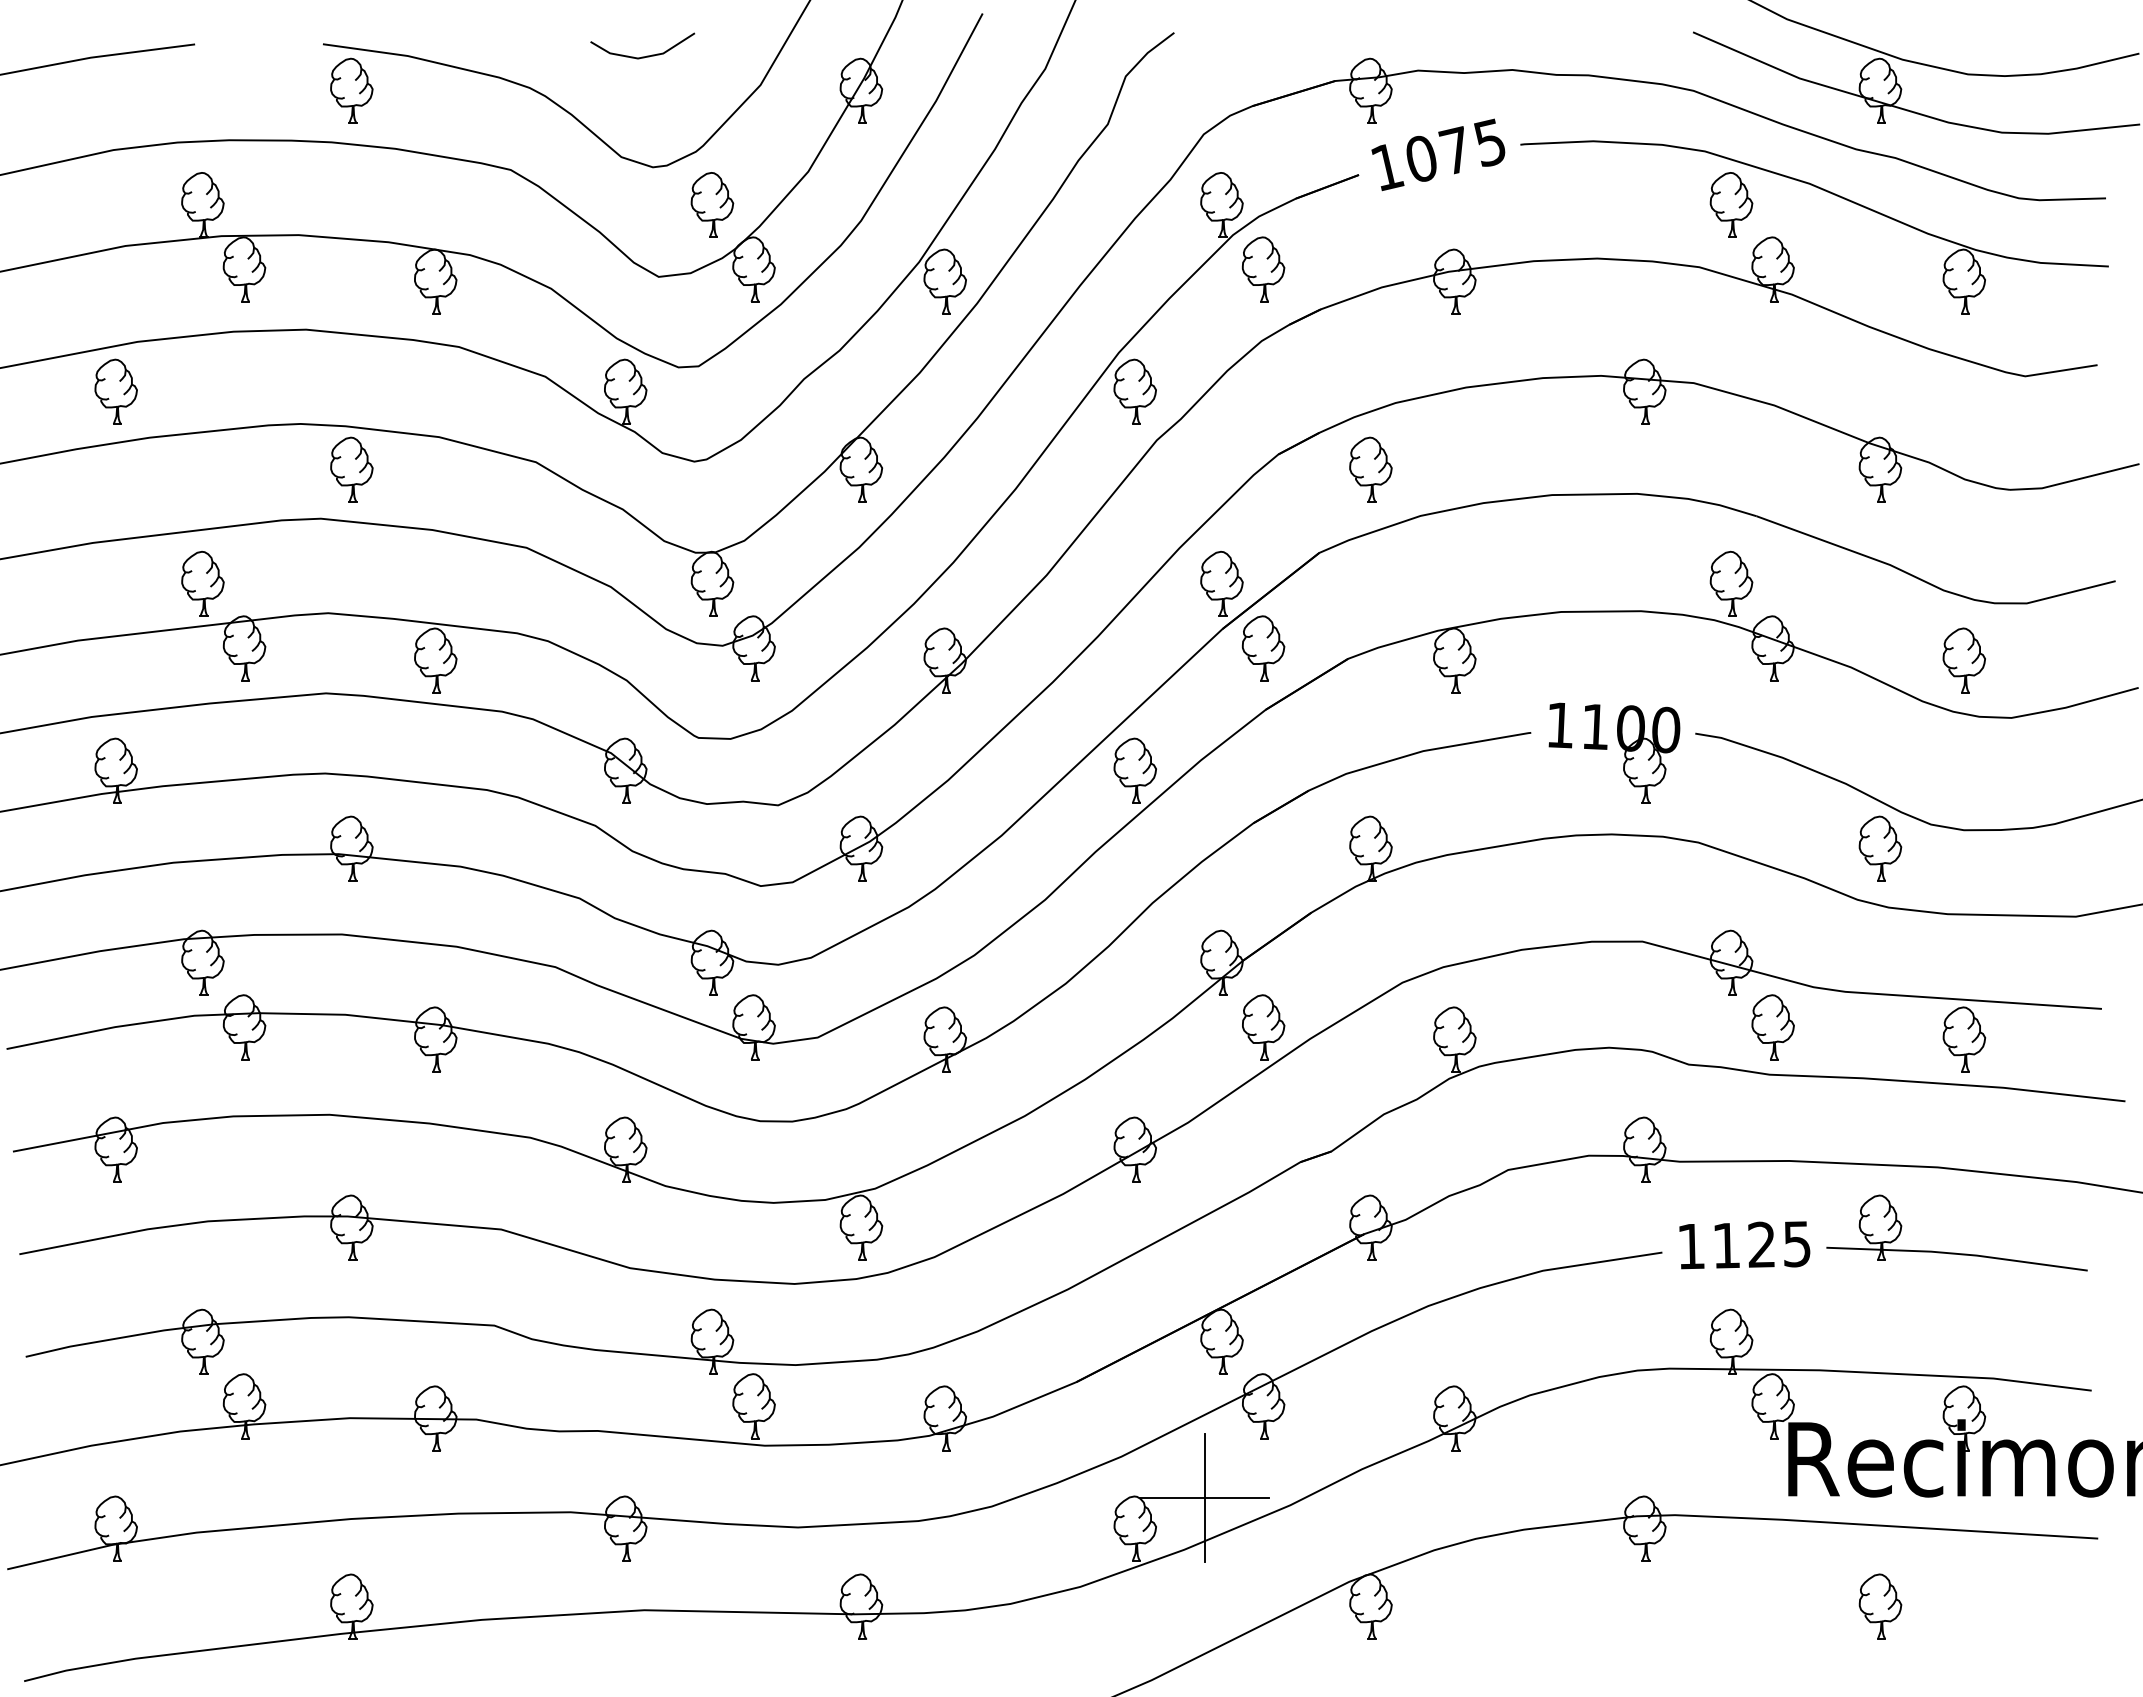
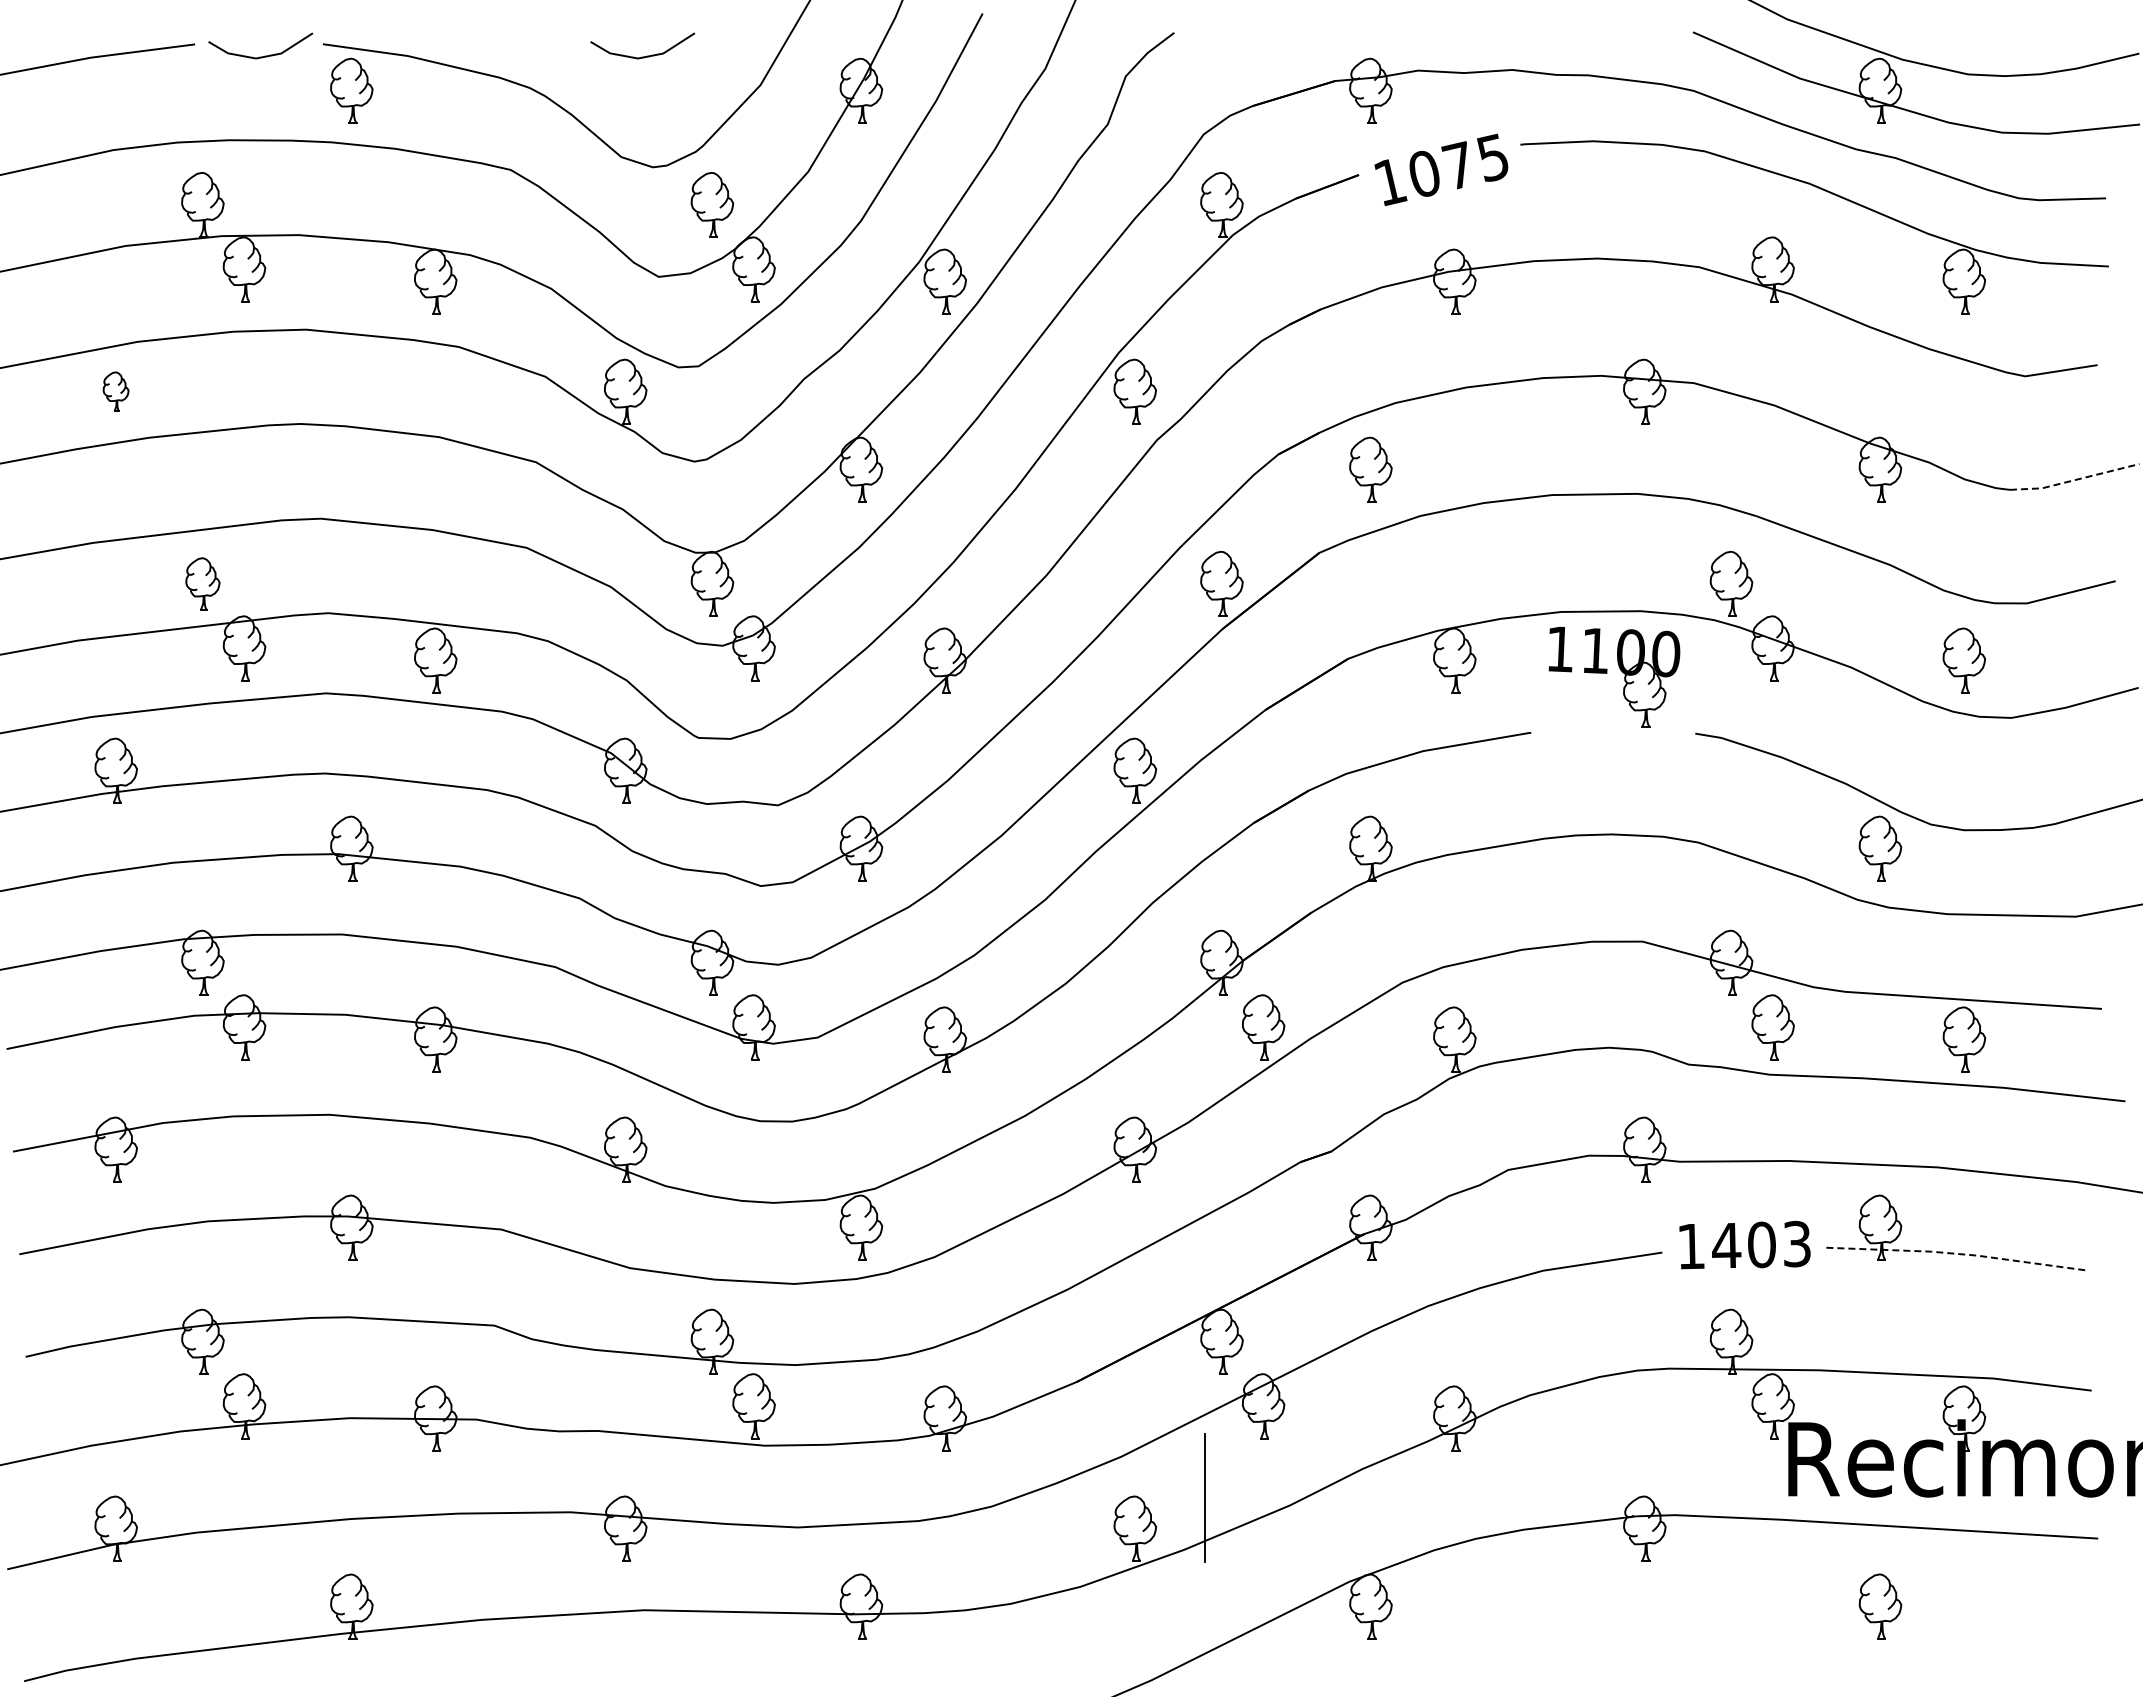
line: none -> present (264, 55)
text position: (1438, 154) -> (1441, 169) (1441, 169)
part: present -> none (1731, 204)
part: present -> none (1263, 269)
part size: 44x67 px -> 28x41 px (115, 391)
part: present -> none (351, 469)
line: solid -> dashed (2074, 480)
part size: 44x66 px -> 36x54 px (202, 583)
part: present -> none (1263, 648)
part position: (1607, 749) -> (1607, 673) (1607, 673)
text: 1125 -> 1403 (1761, 1244)
line: solid -> dashed (1957, 1253)
line: present -> none (1204, 1497)
